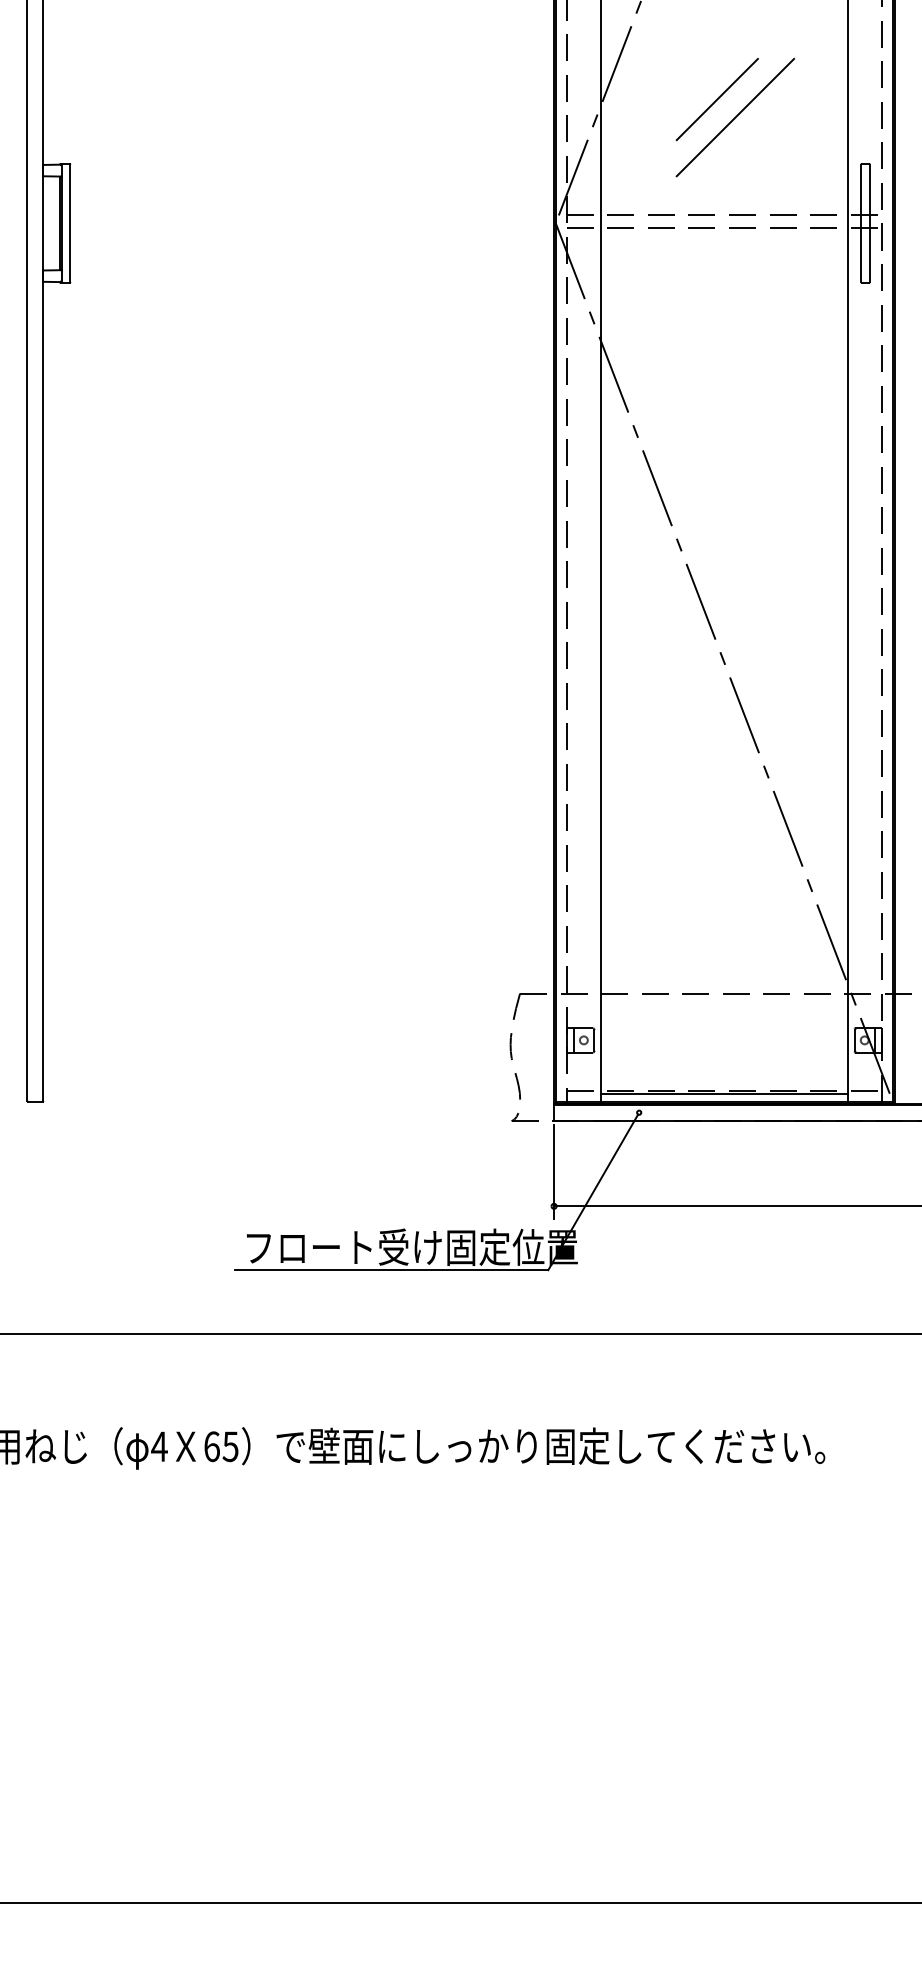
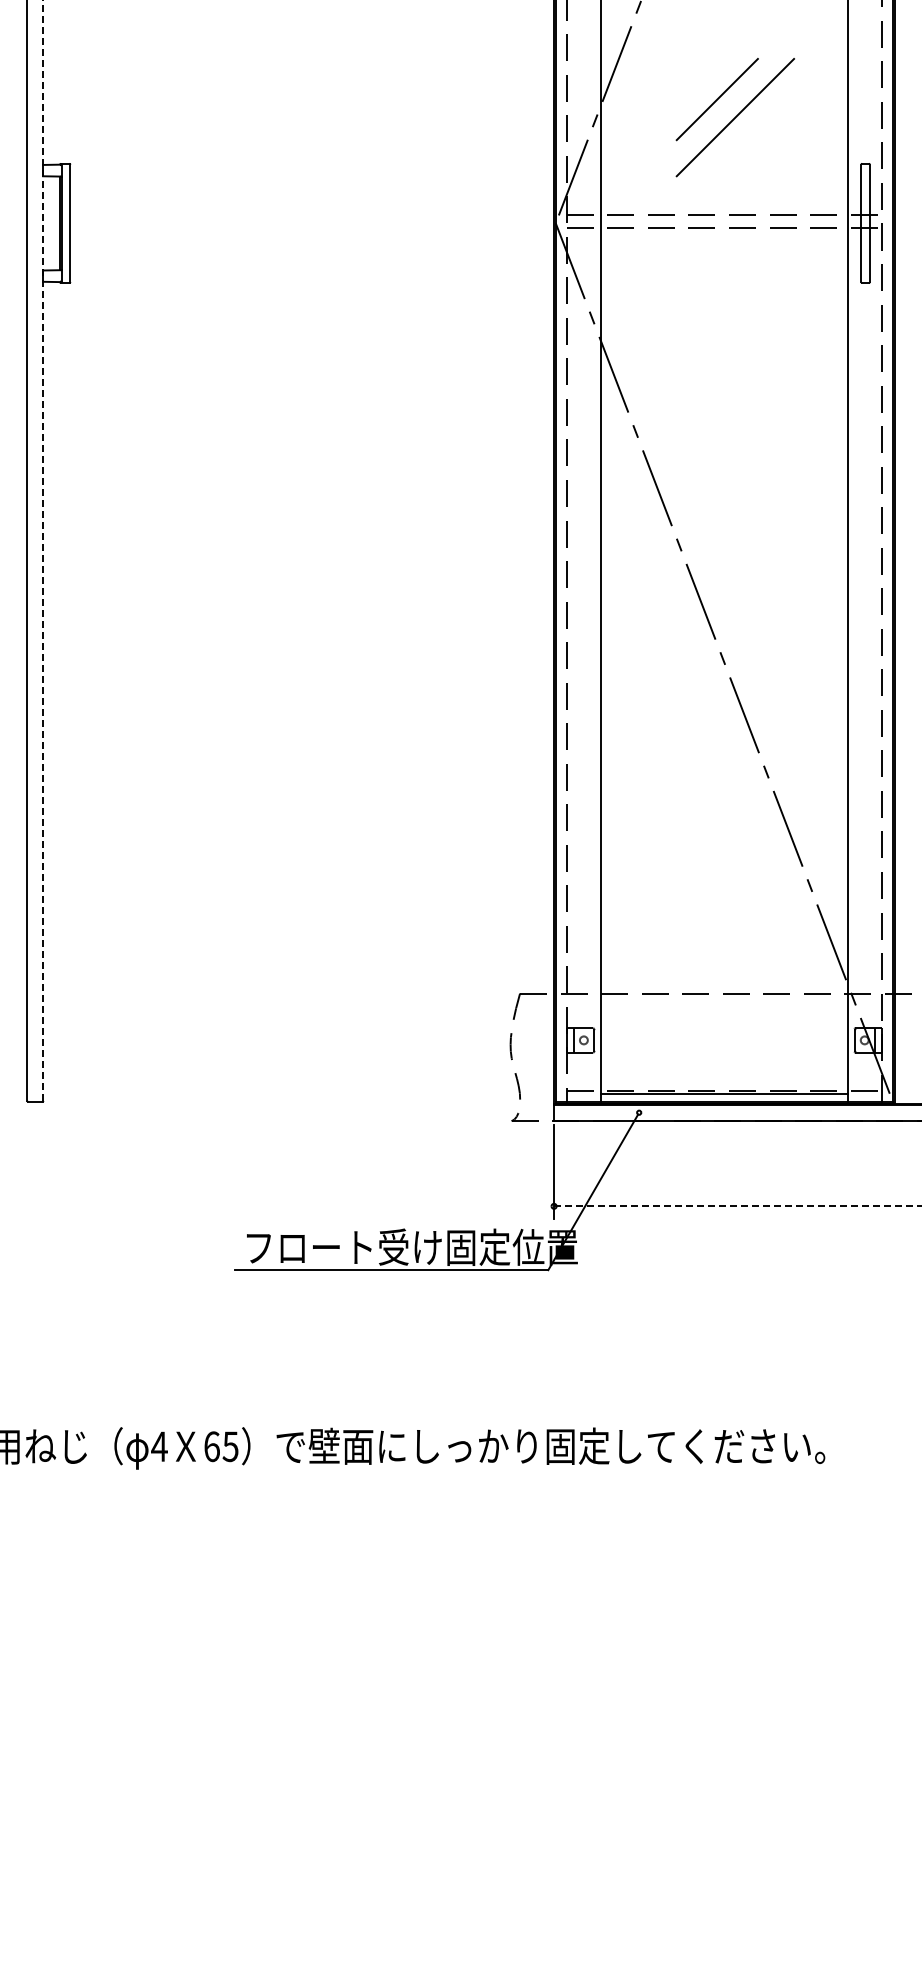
line: solid -> dashed (43, 550)
line: solid -> dashed (737, 1206)
line: present -> none (460, 1334)
line: present -> none (460, 1903)
